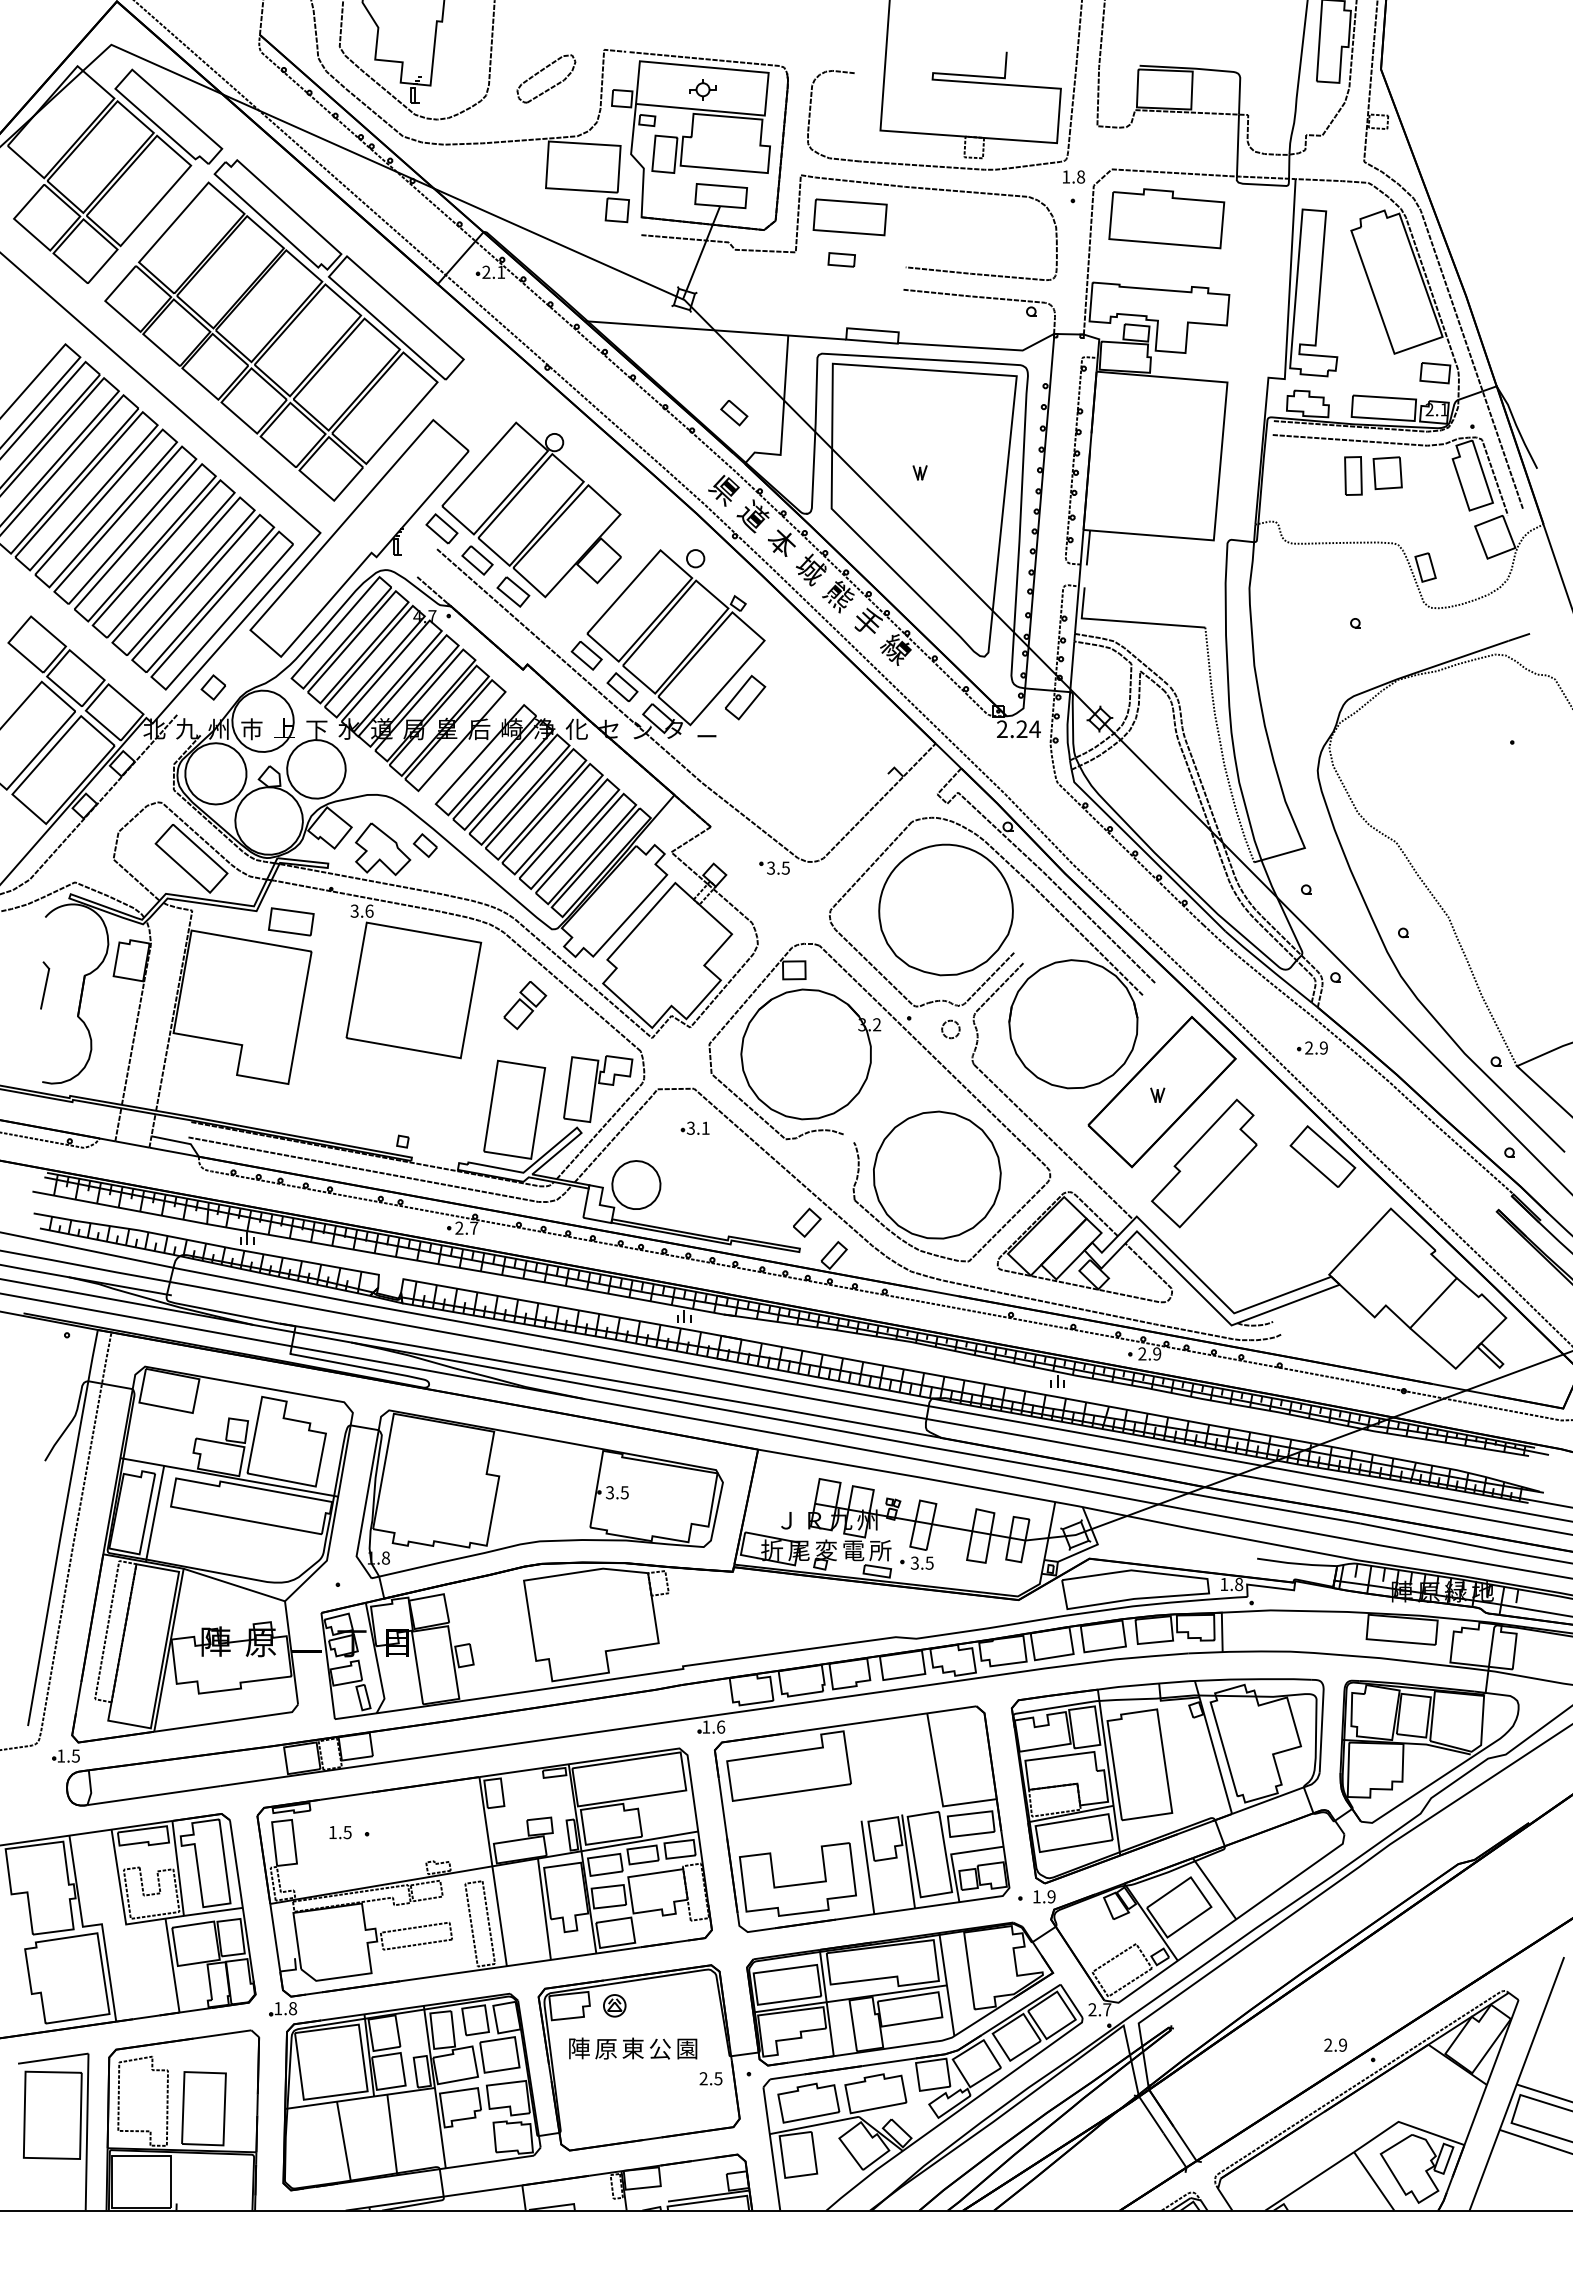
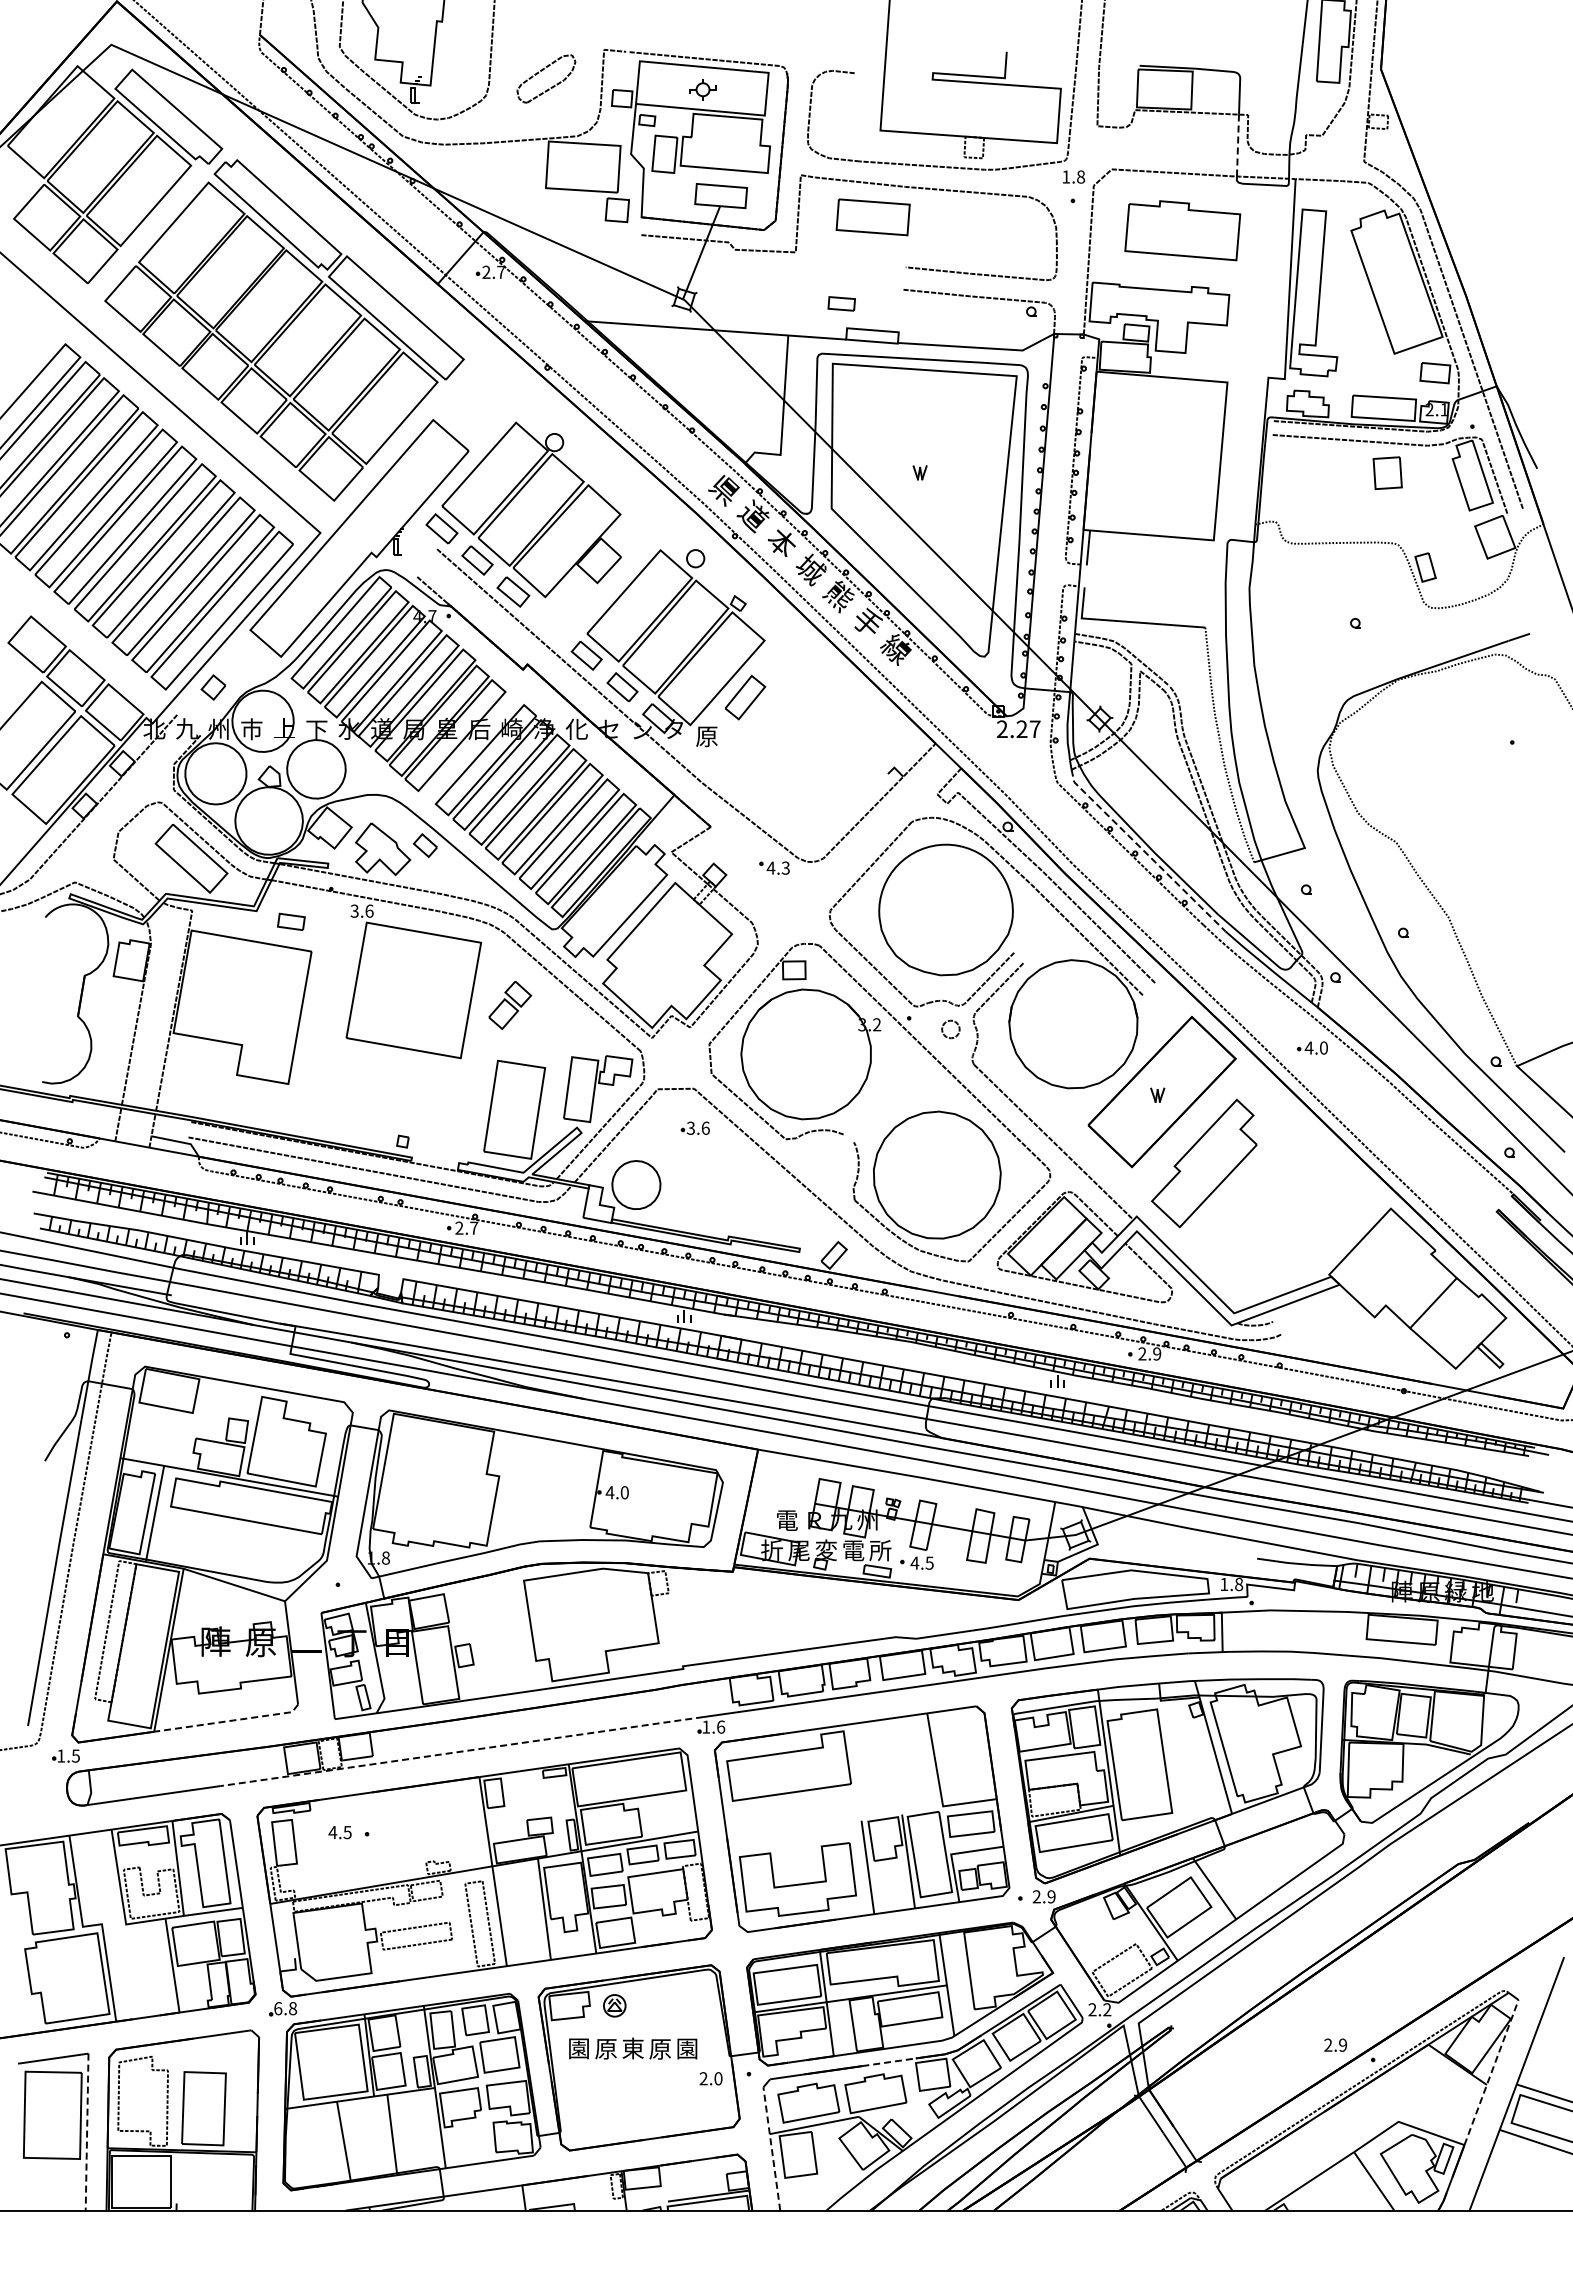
line: solid -> dashed (1237, 145)
part position: (849, 217) -> (872, 217) (872, 217)
part position: (1166, 218) -> (1182, 230) (1182, 230)
part position: (841, 259) -> (841, 303) (841, 303)
text: 2.1 -> 2.7 (501, 271)
part: present -> none (734, 413)
part: present -> none (1353, 475)
text: 2.24 -> 2.27 (1034, 728)
text: ー -> 原 (706, 736)
line: solid -> dashed (1144, 851)
text: 3.5 -> 4.3 (777, 867)
part size: 47x30 px -> 29x19 px (291, 921)
line: present -> none (45, 985)
part position: (525, 1005) -> (510, 1005) (510, 1005)
text: 2.9 -> 4.0 (1315, 1047)
text: 3.1 -> 3.6 (705, 1127)
part: present -> none (1322, 1156)
part: present -> none (807, 1222)
text: 3.5 -> 4.0 (616, 1492)
text: Ｊ -> 電 (787, 1520)
text: 3.5 -> 4.5 (914, 1562)
line: solid -> dashed (228, 1721)
line: solid -> dashed (462, 1751)
text: 1.5 -> 4.5 (332, 1832)
text: 1.9 -> 2.9 (1036, 1896)
text: 1.8 -> 6.8 (278, 2008)
text: 2.7 -> 2.2 (1107, 2009)
text: 陣 -> 園 (579, 2048)
text: 公 -> 原 (659, 2048)
line: solid -> dashed (889, 2062)
line: solid -> dashed (1491, 2072)
text: 2.5 -> 2.0 (718, 2078)
line: solid -> dashed (87, 2131)
line: solid -> dashed (771, 2147)
